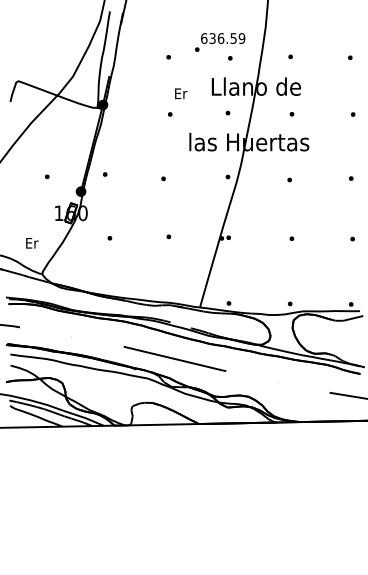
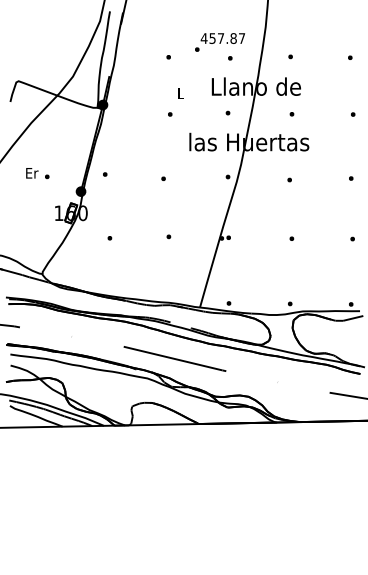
text: 636.59 -> 457.87 (222, 38)
text: Er -> L (181, 93)
text position: (32, 243) -> (32, 173) (32, 173)
